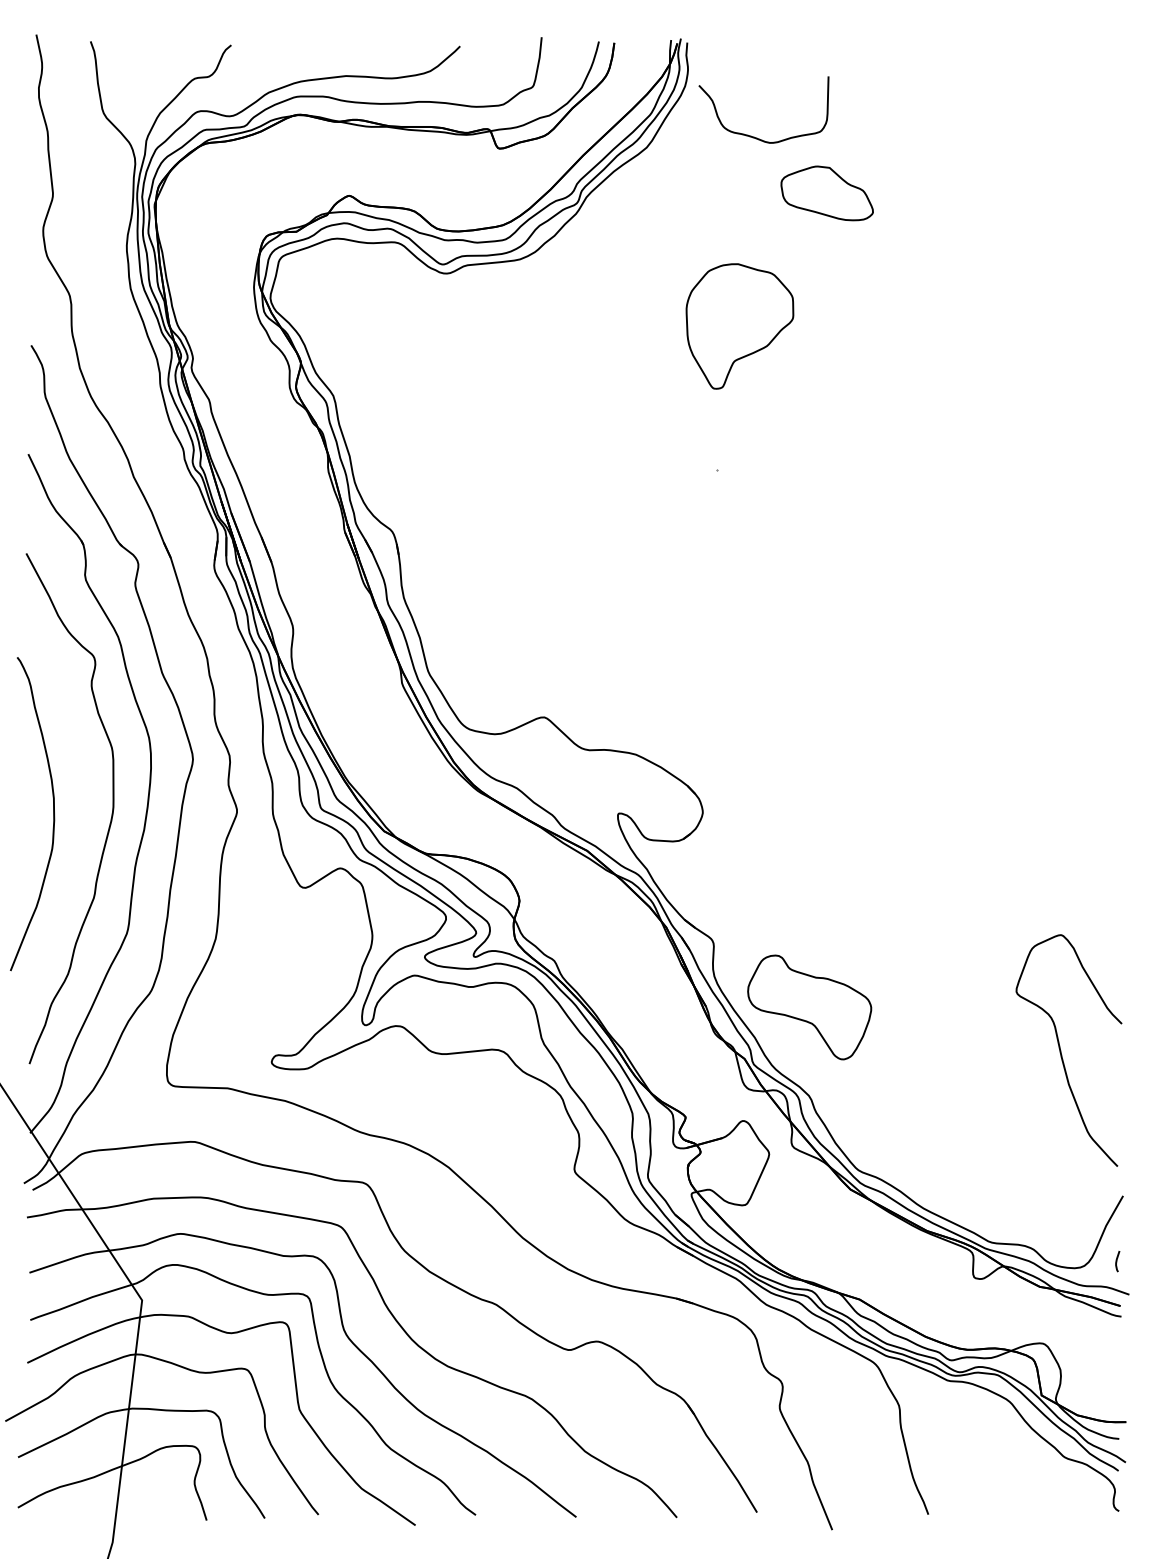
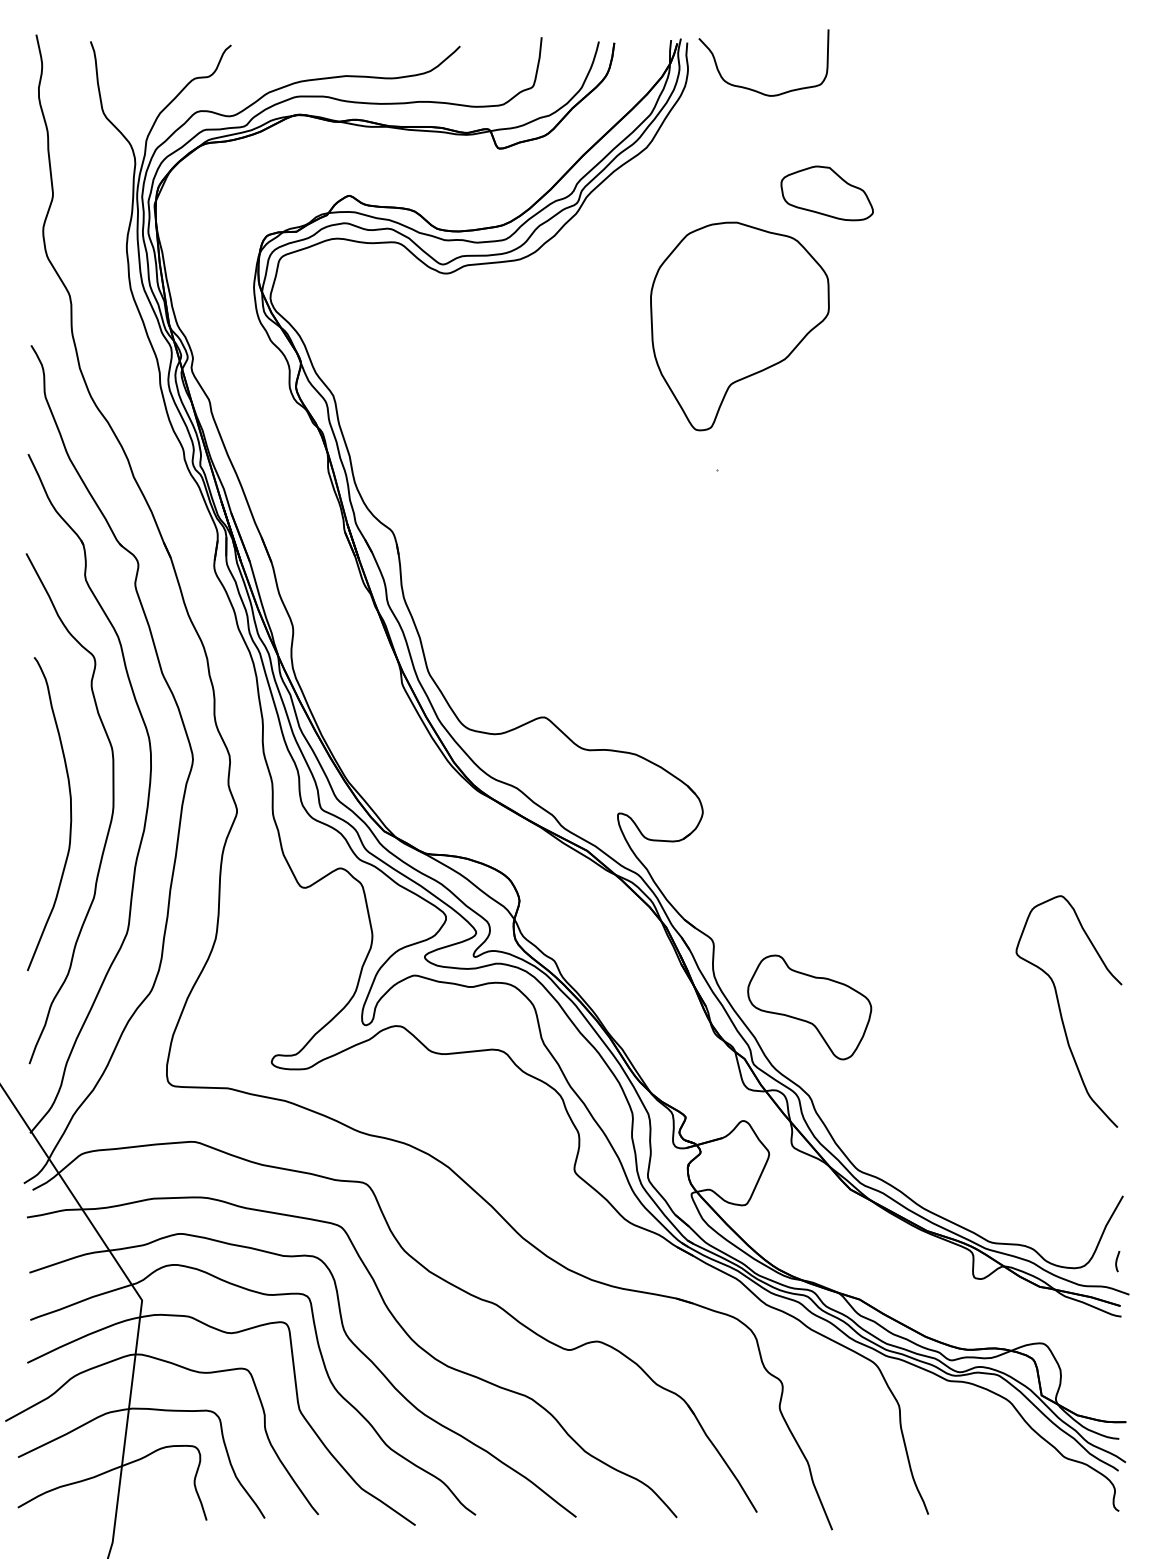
curve position: (754, 136) -> (754, 89) (754, 89)
part size: 110x127 px -> 180x211 px (739, 326)
curve position: (53, 814) -> (70, 814) (70, 814)
curve position: (1061, 1050) -> (1061, 1011) (1061, 1011)
